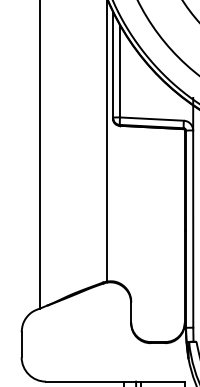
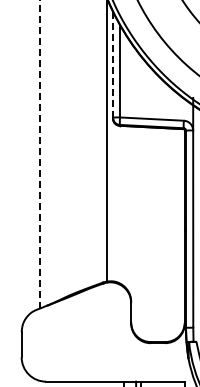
line: solid -> dashed (112, 64)
line: solid -> dashed (39, 154)
